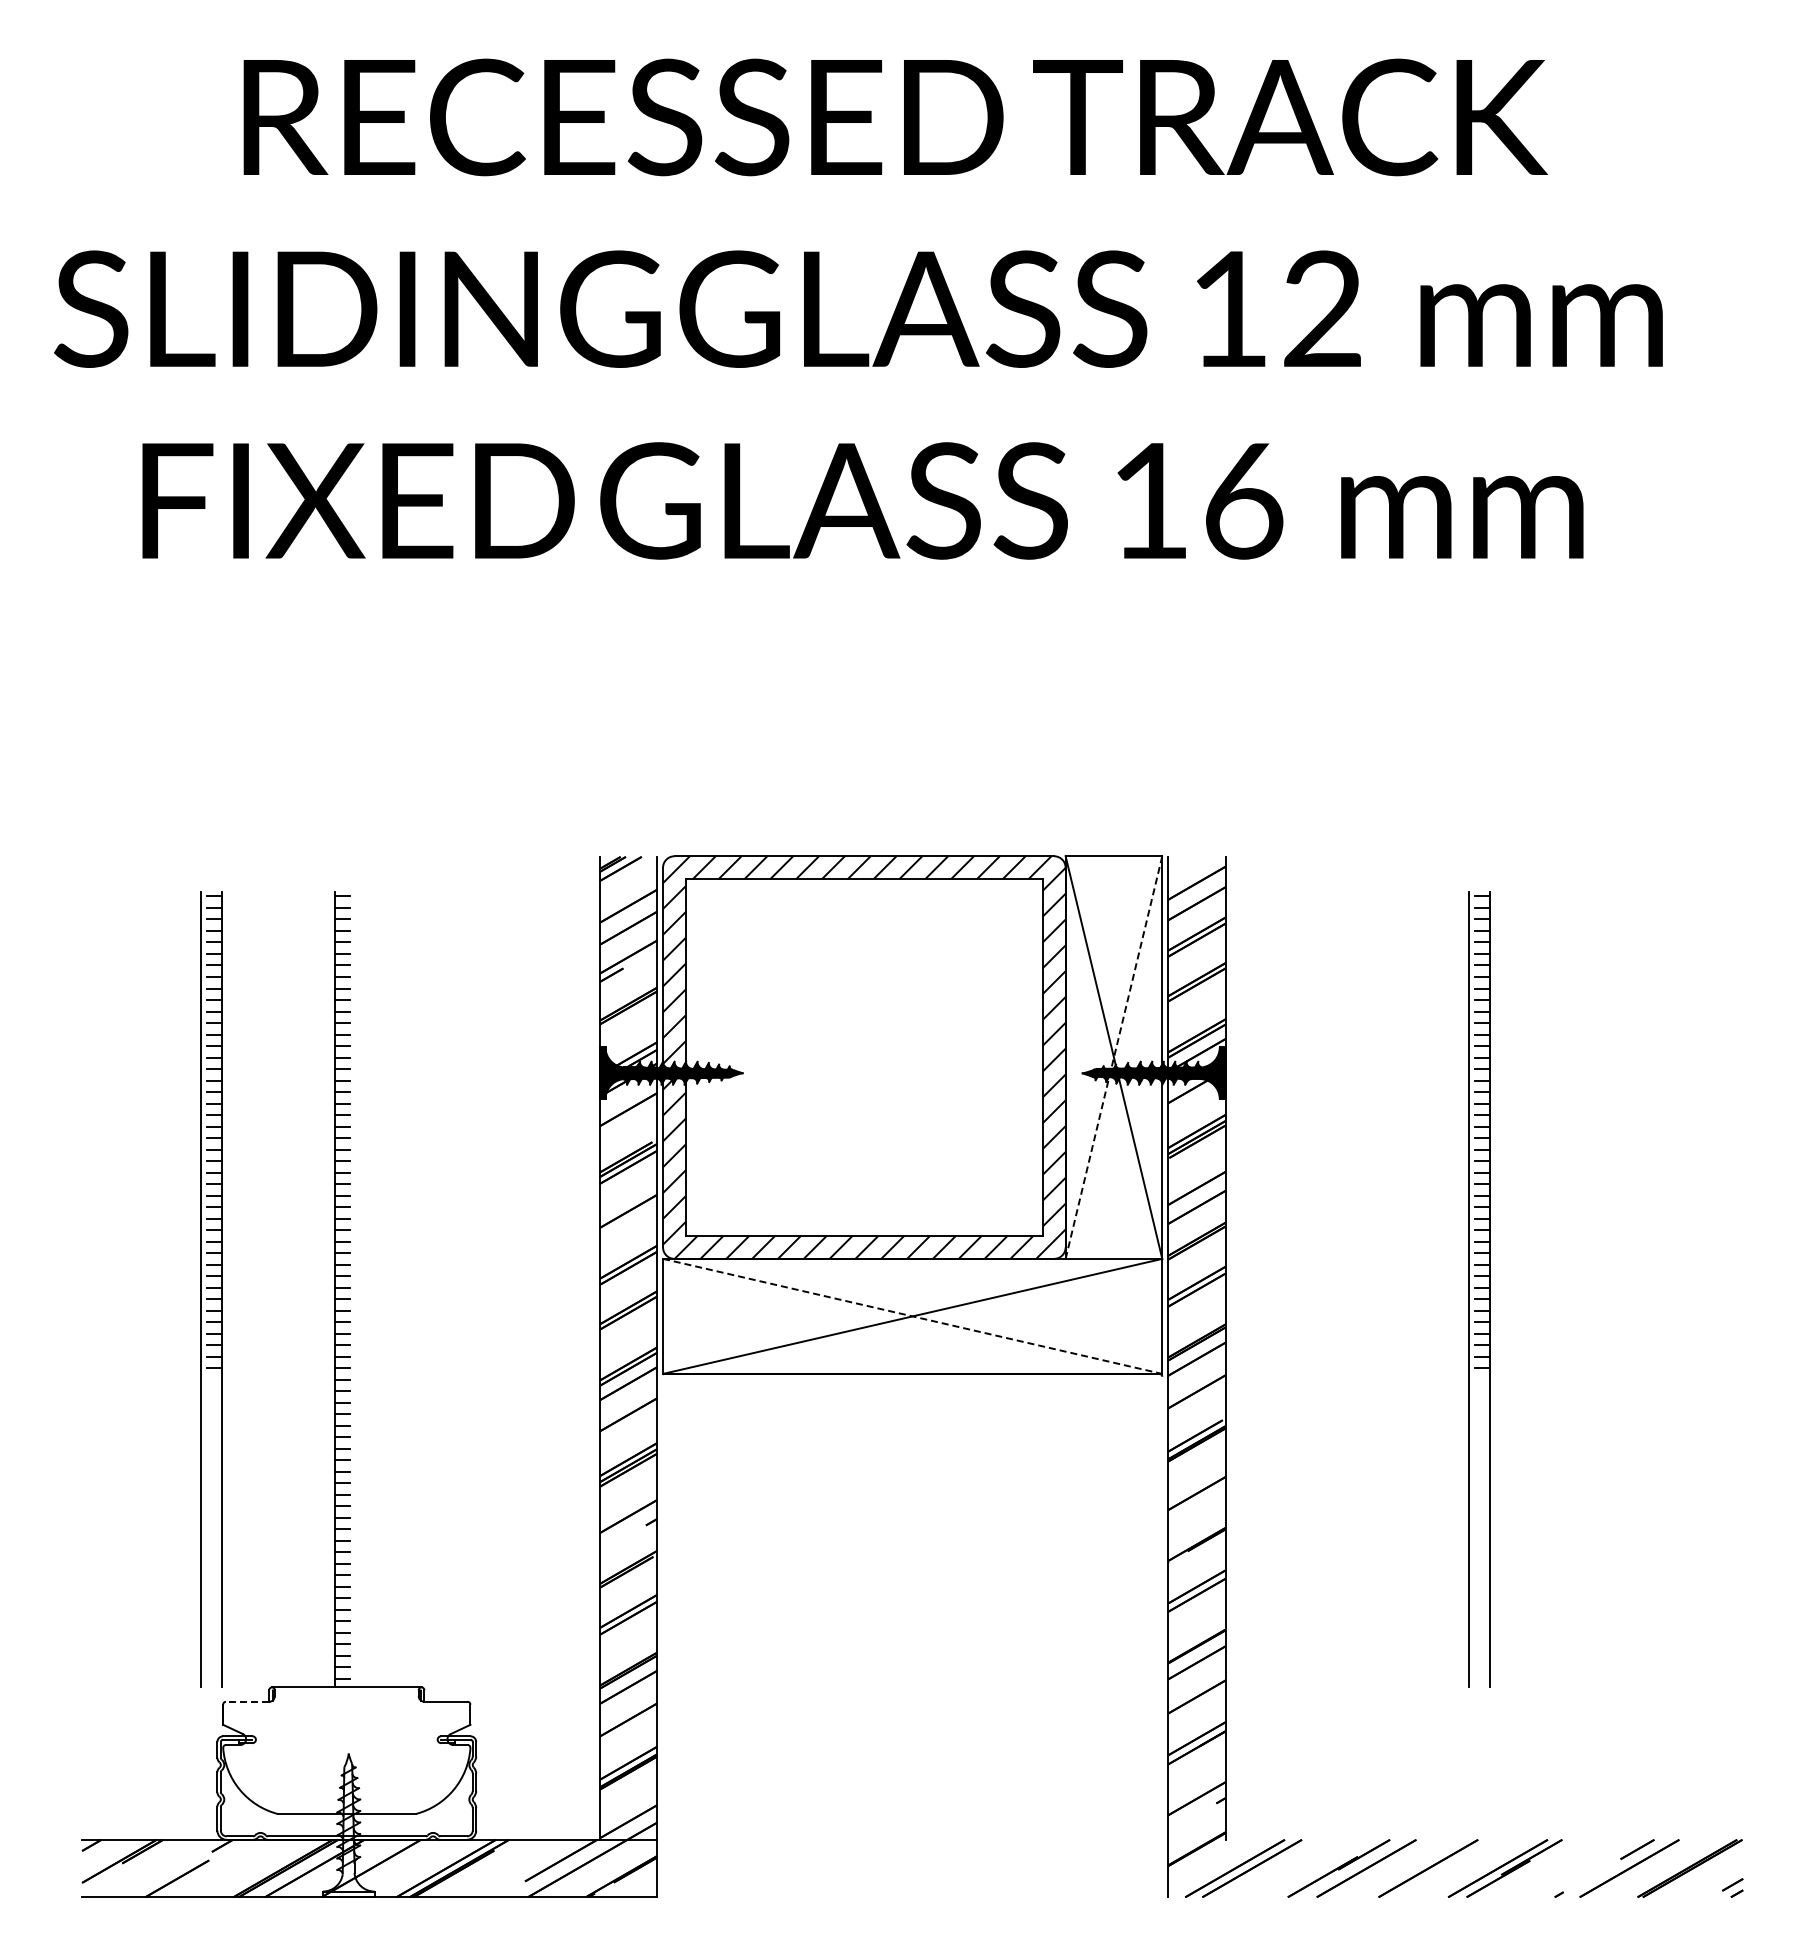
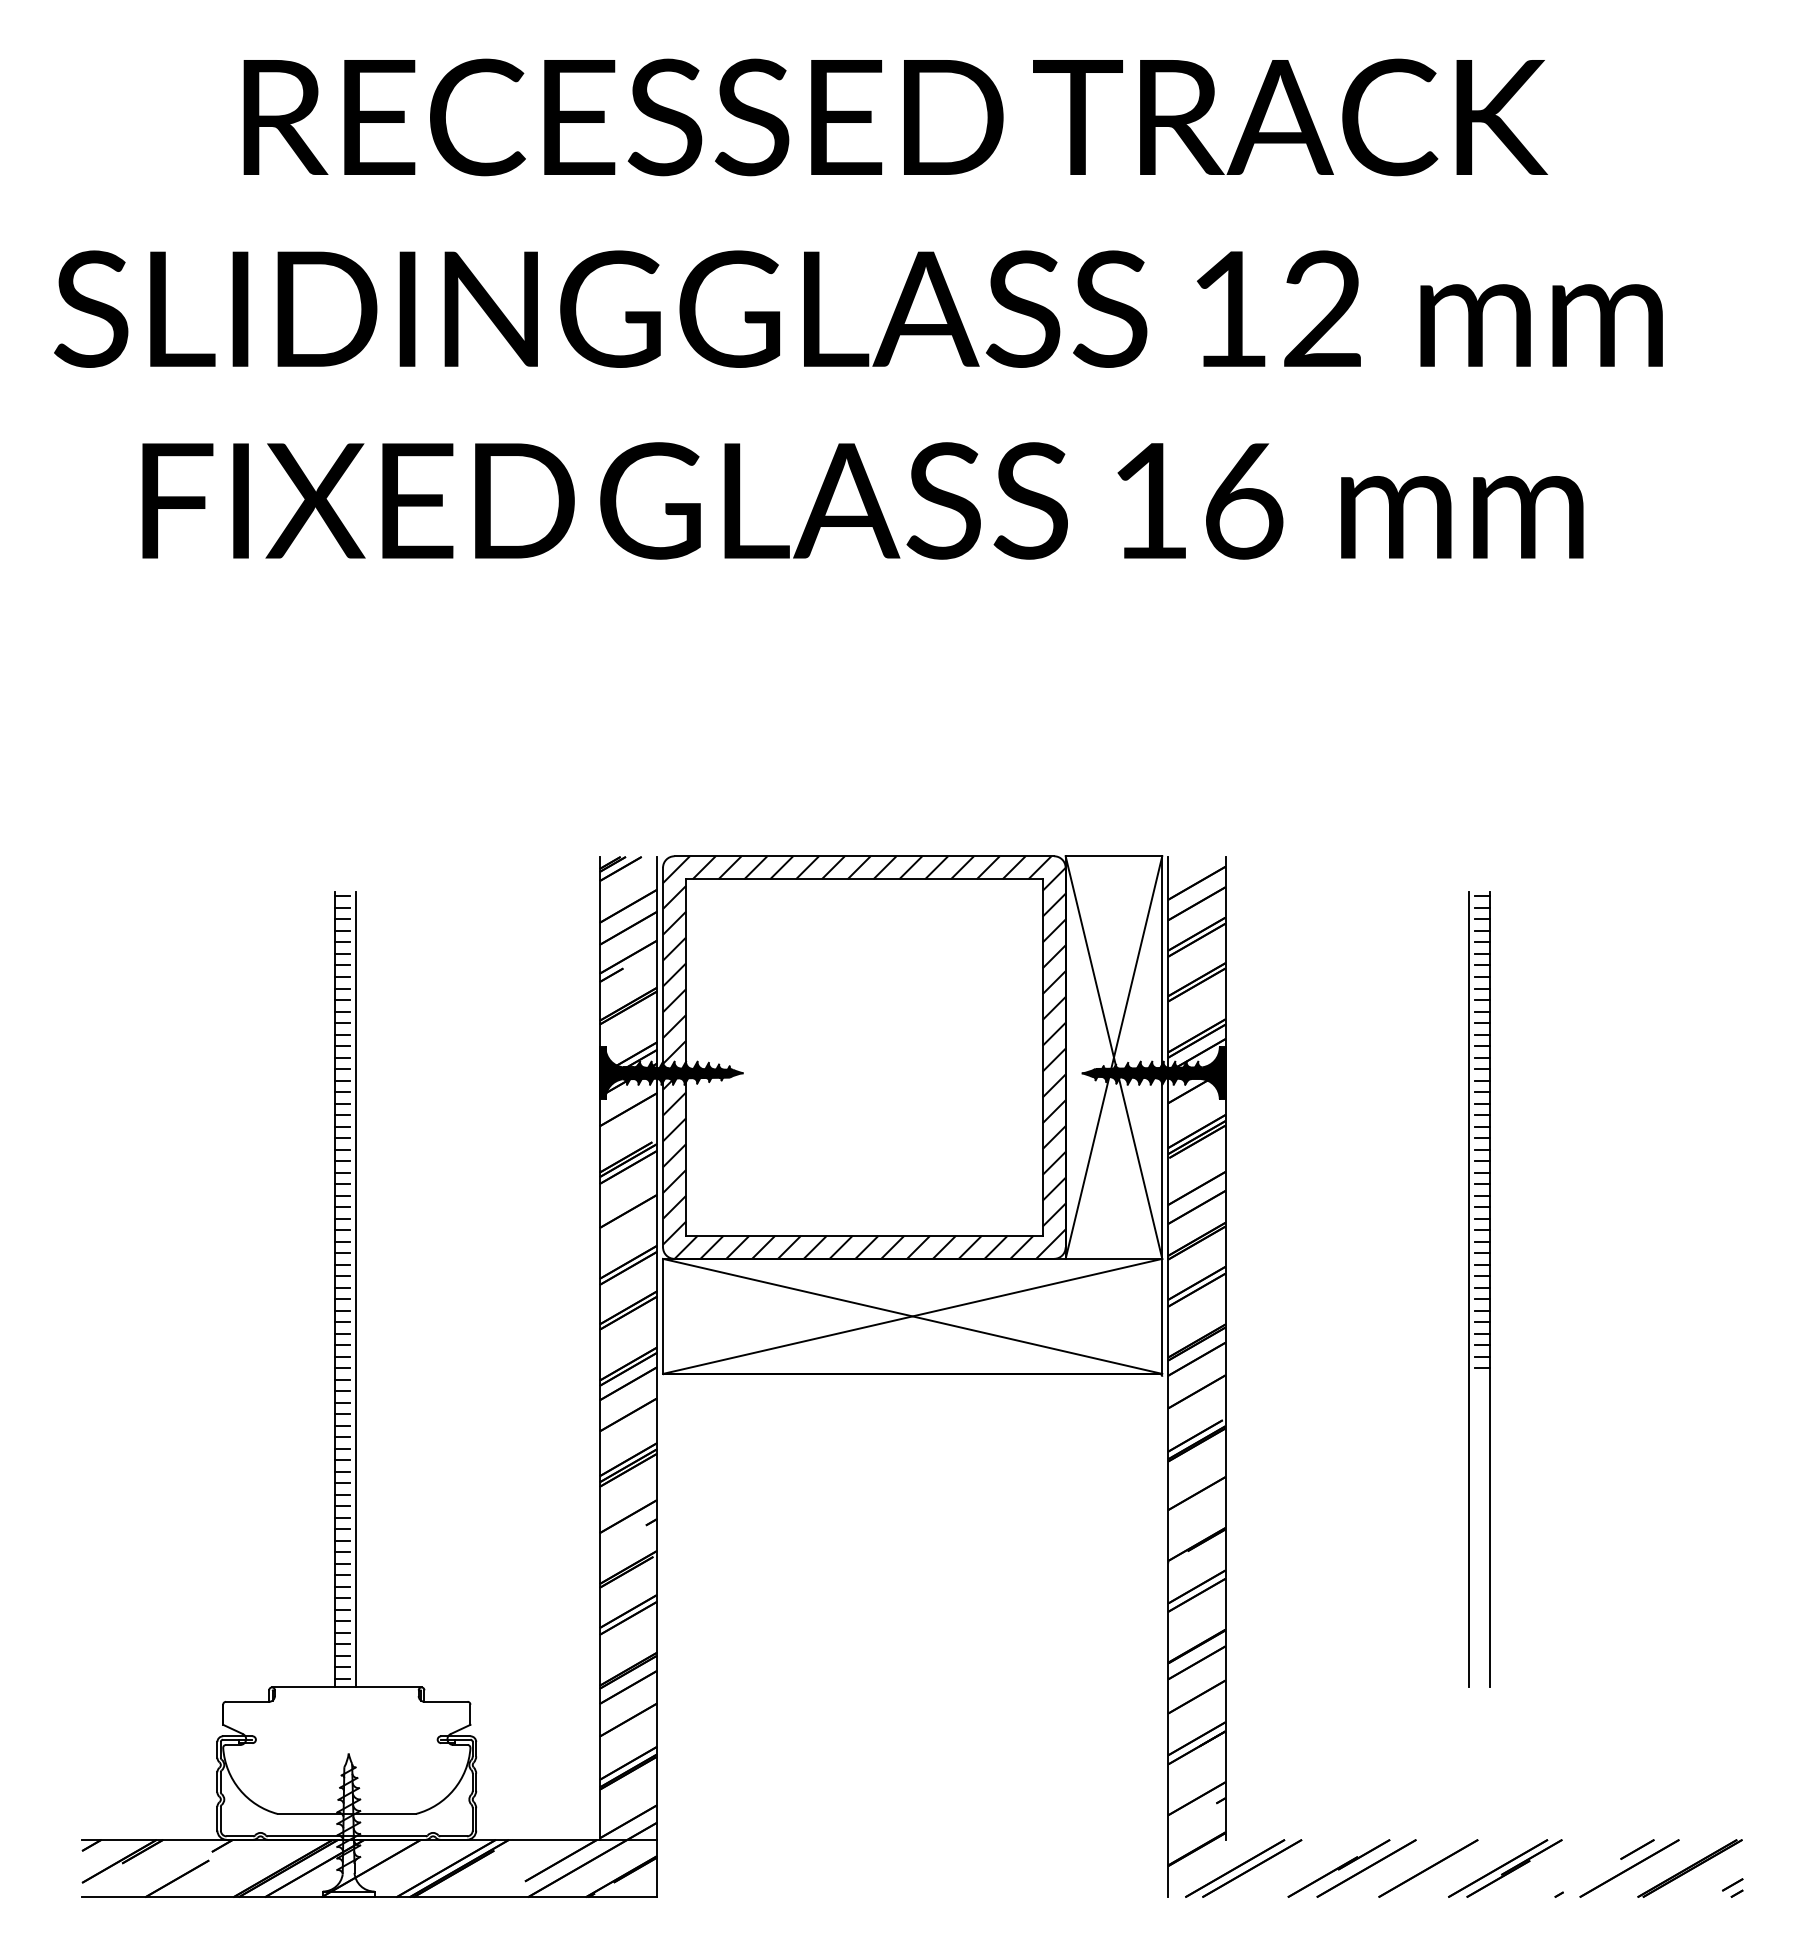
line: dashed -> solid (1114, 1057)
part: present -> none (211, 1289)
line: none -> present (356, 1289)
line: dashed -> solid (913, 1316)
line: dashed -> solid (247, 1701)
